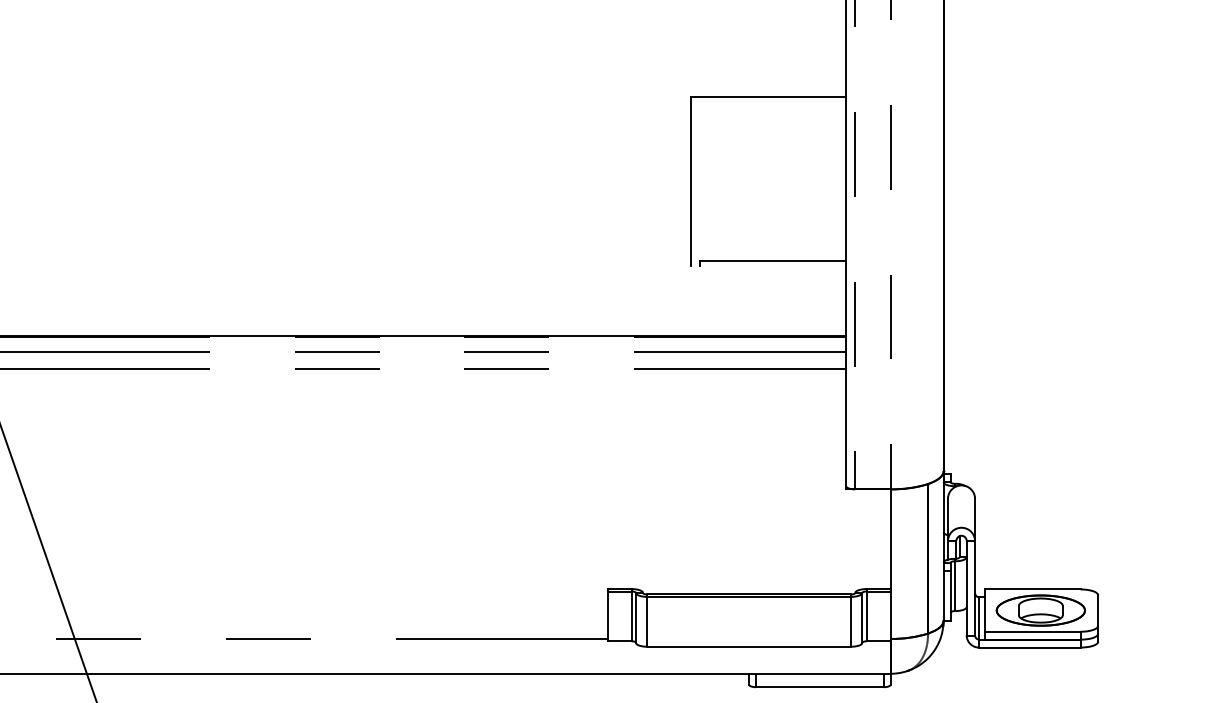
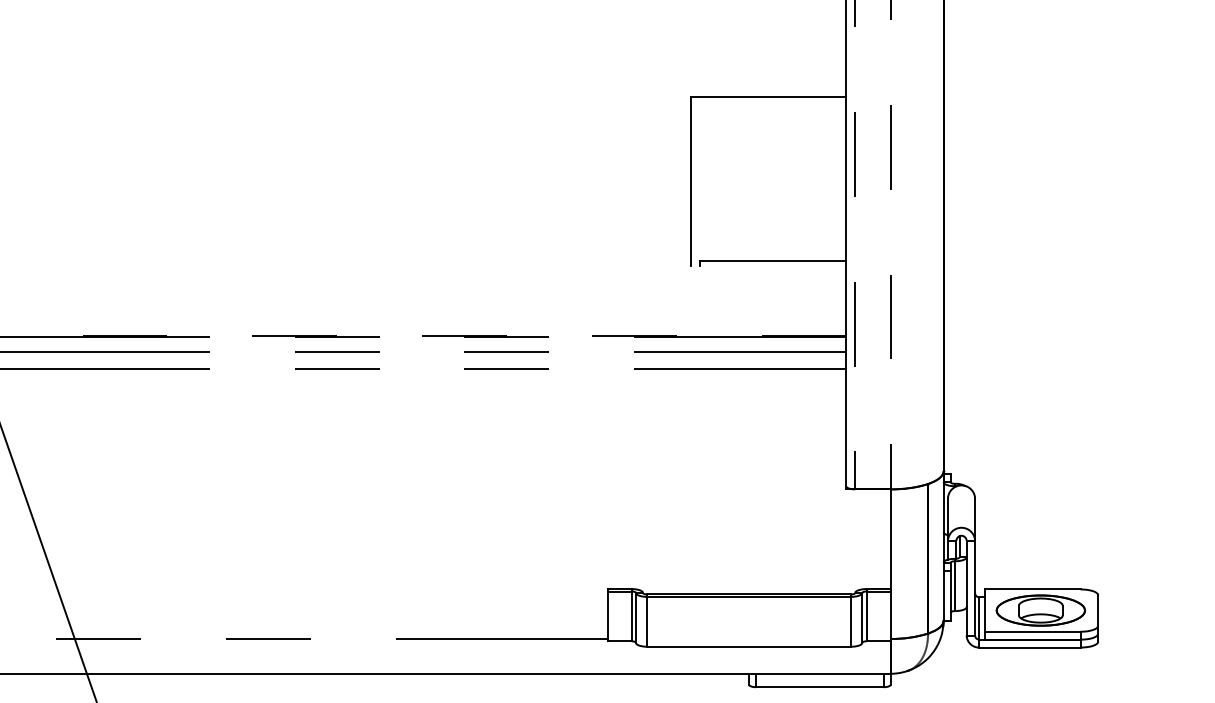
line: solid -> dashed (423, 335)
